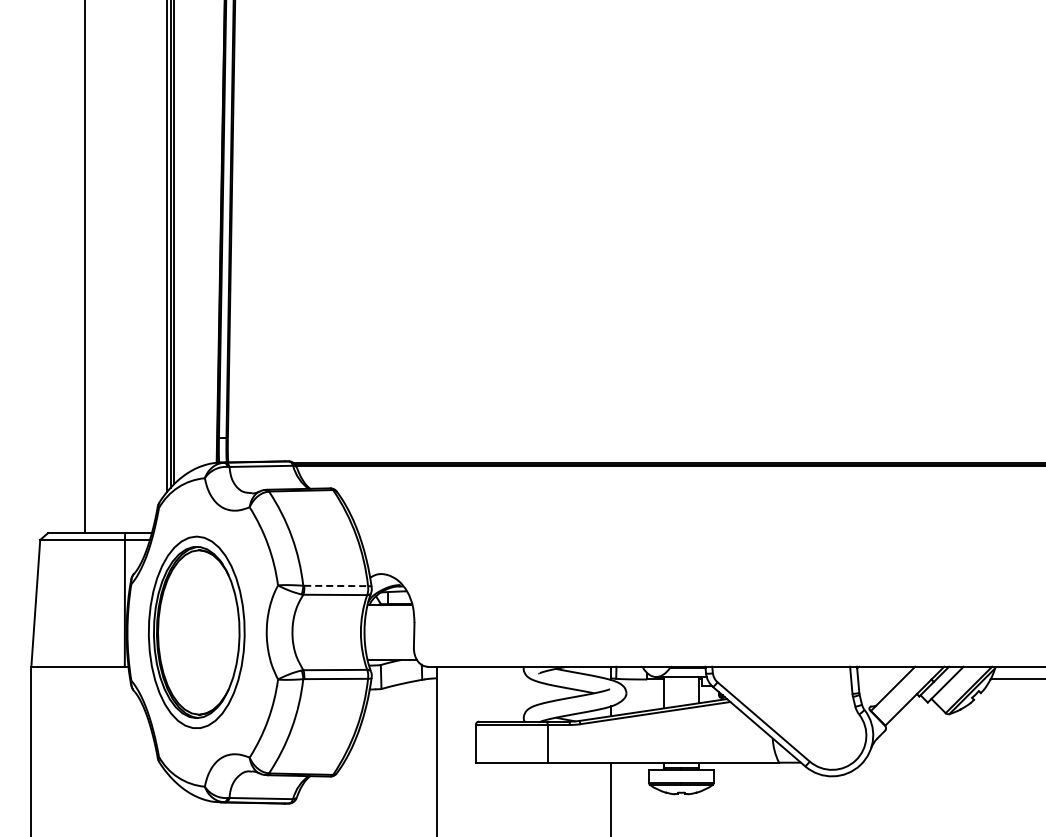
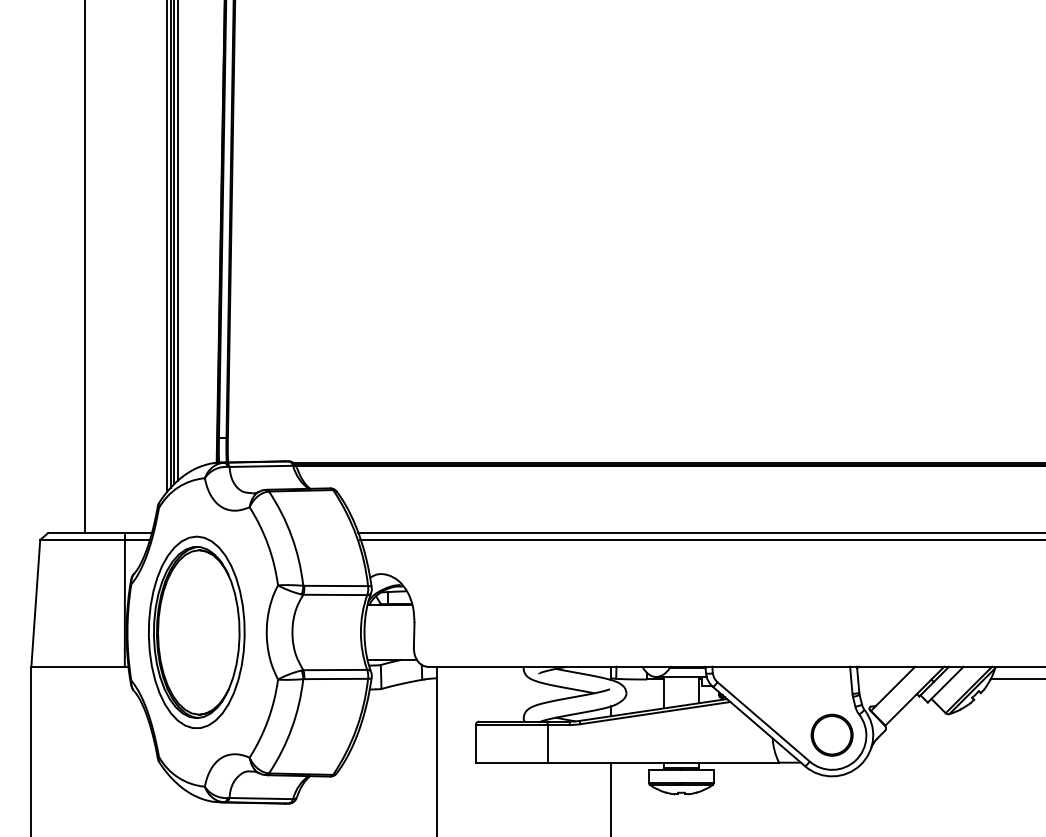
line: none -> present (177, 241)
line: none -> present (699, 533)
line: none -> present (701, 539)
line: dashed -> solid (336, 585)
circle: none -> present (831, 734)
